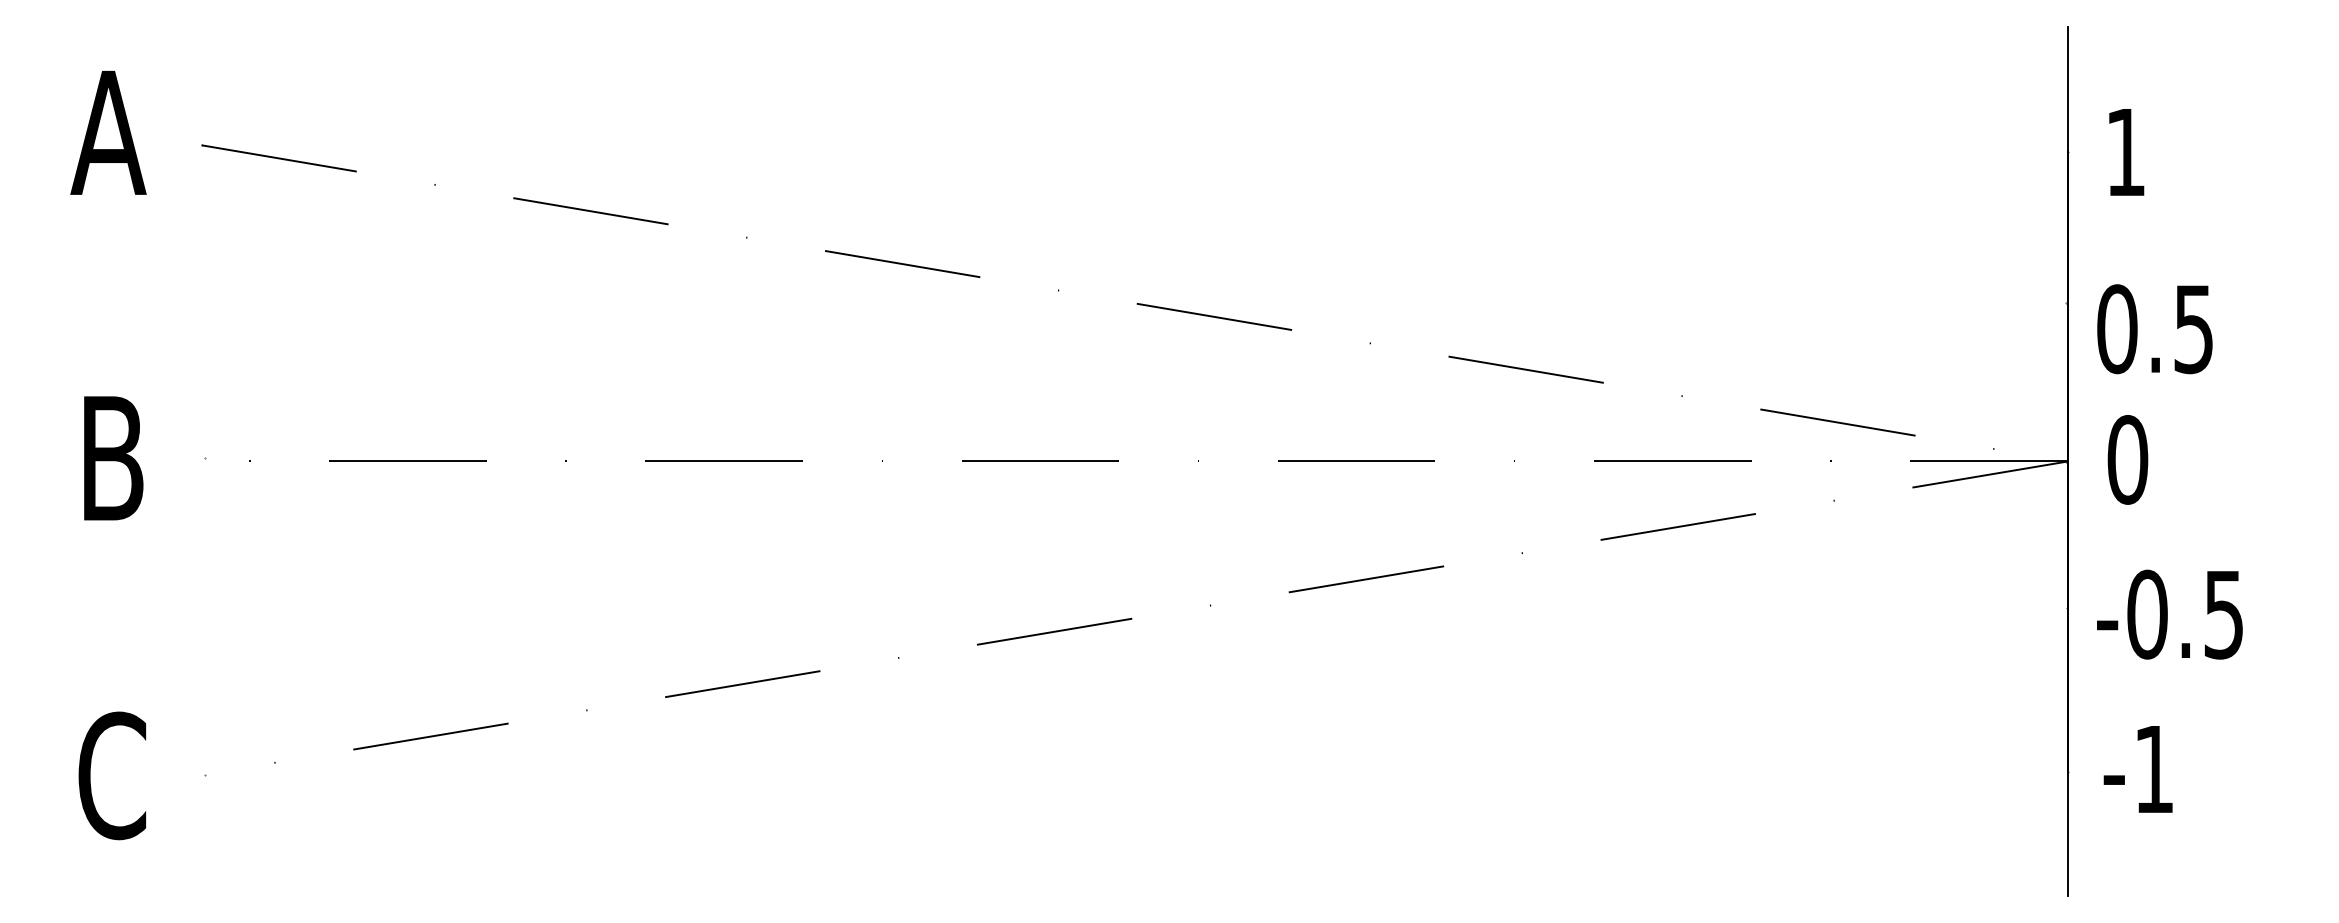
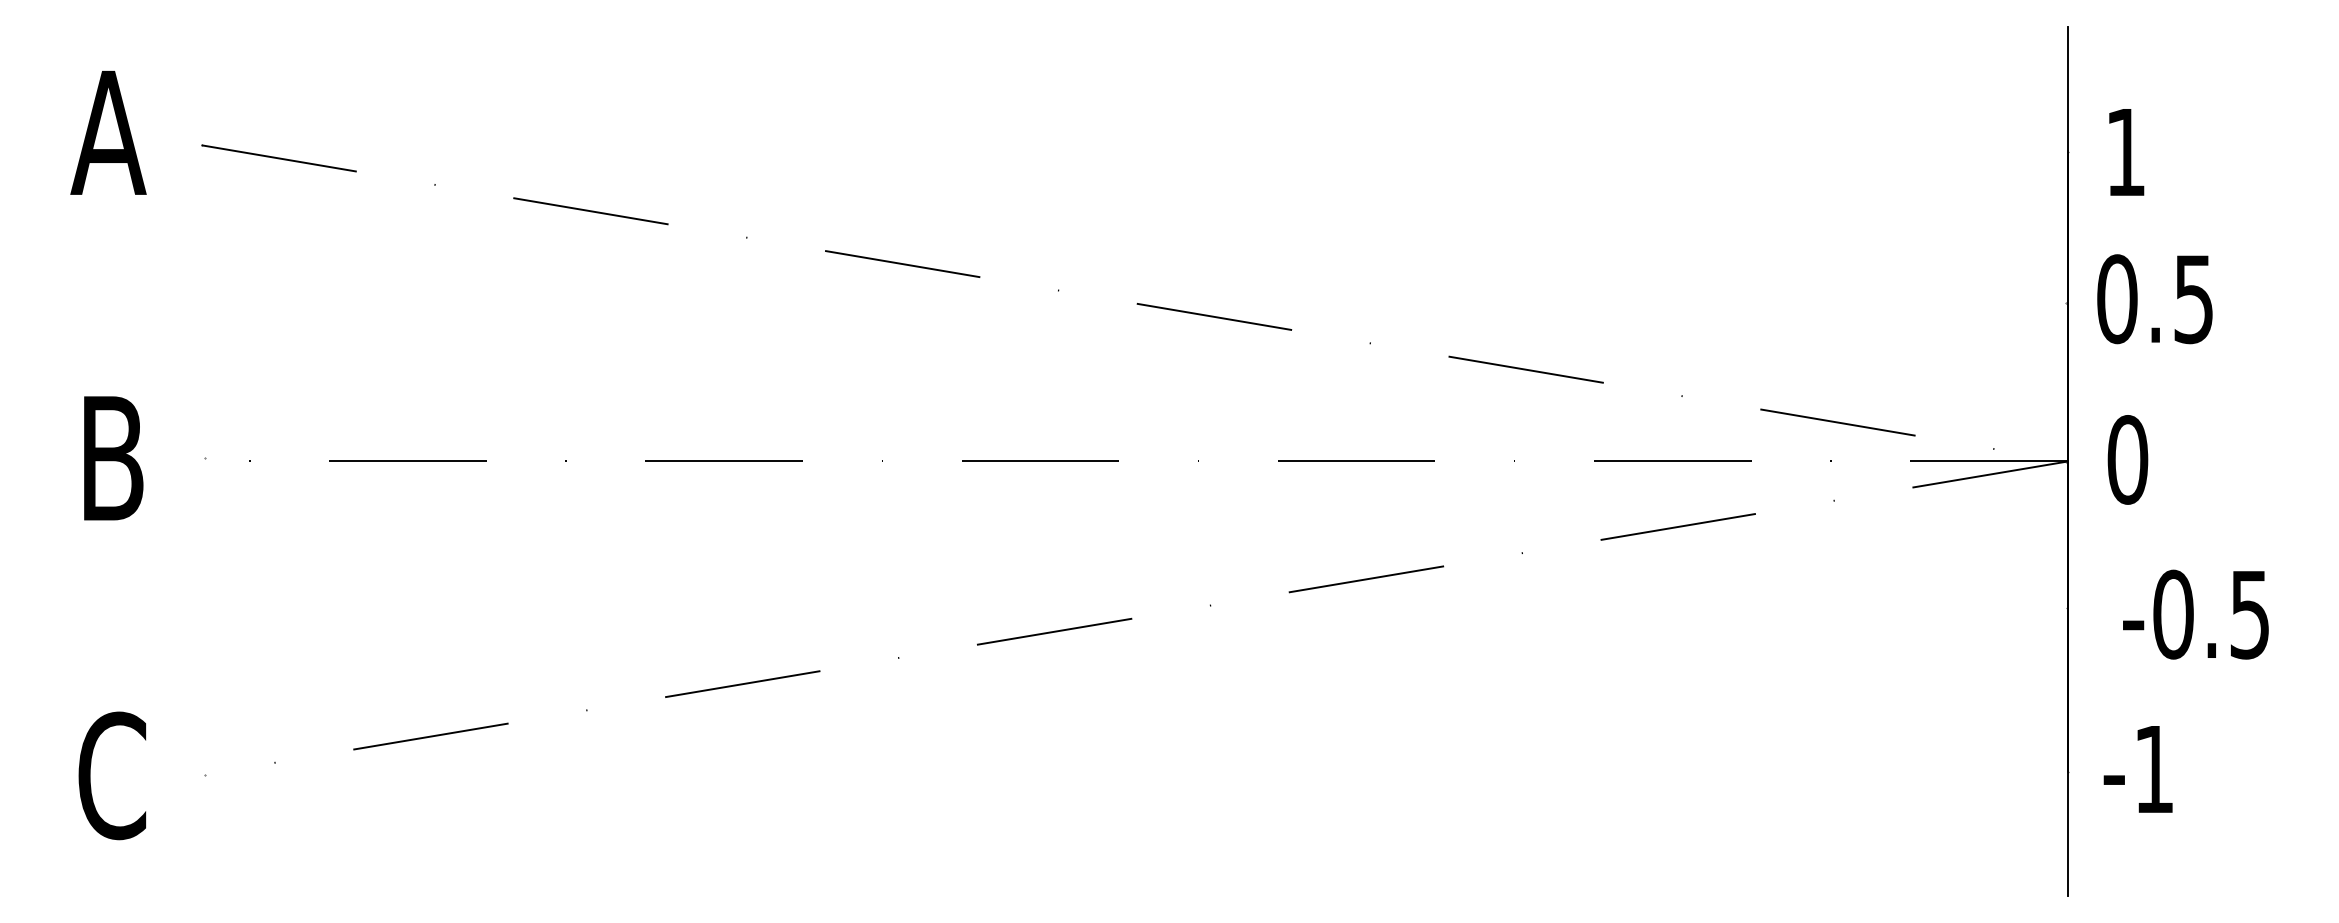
text position: (2154, 329) -> (2154, 299) (2154, 299)
text position: (2169, 614) -> (2195, 614) (2195, 614)
